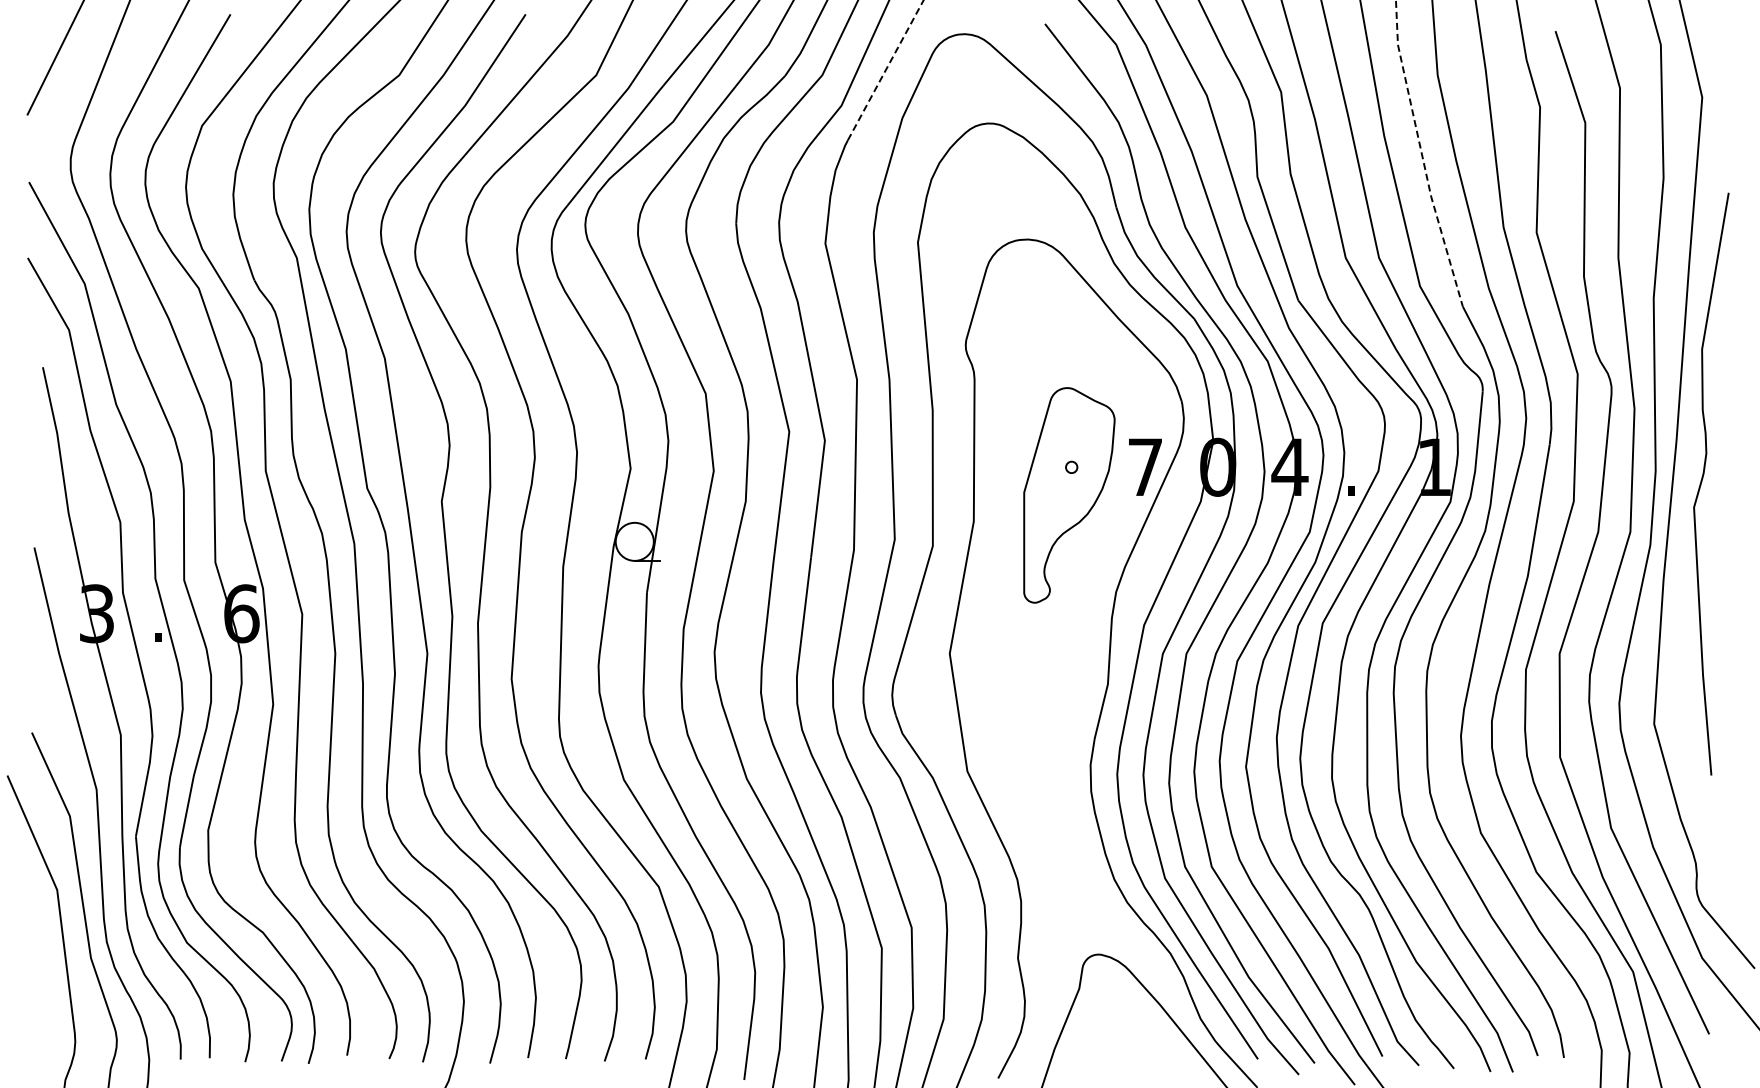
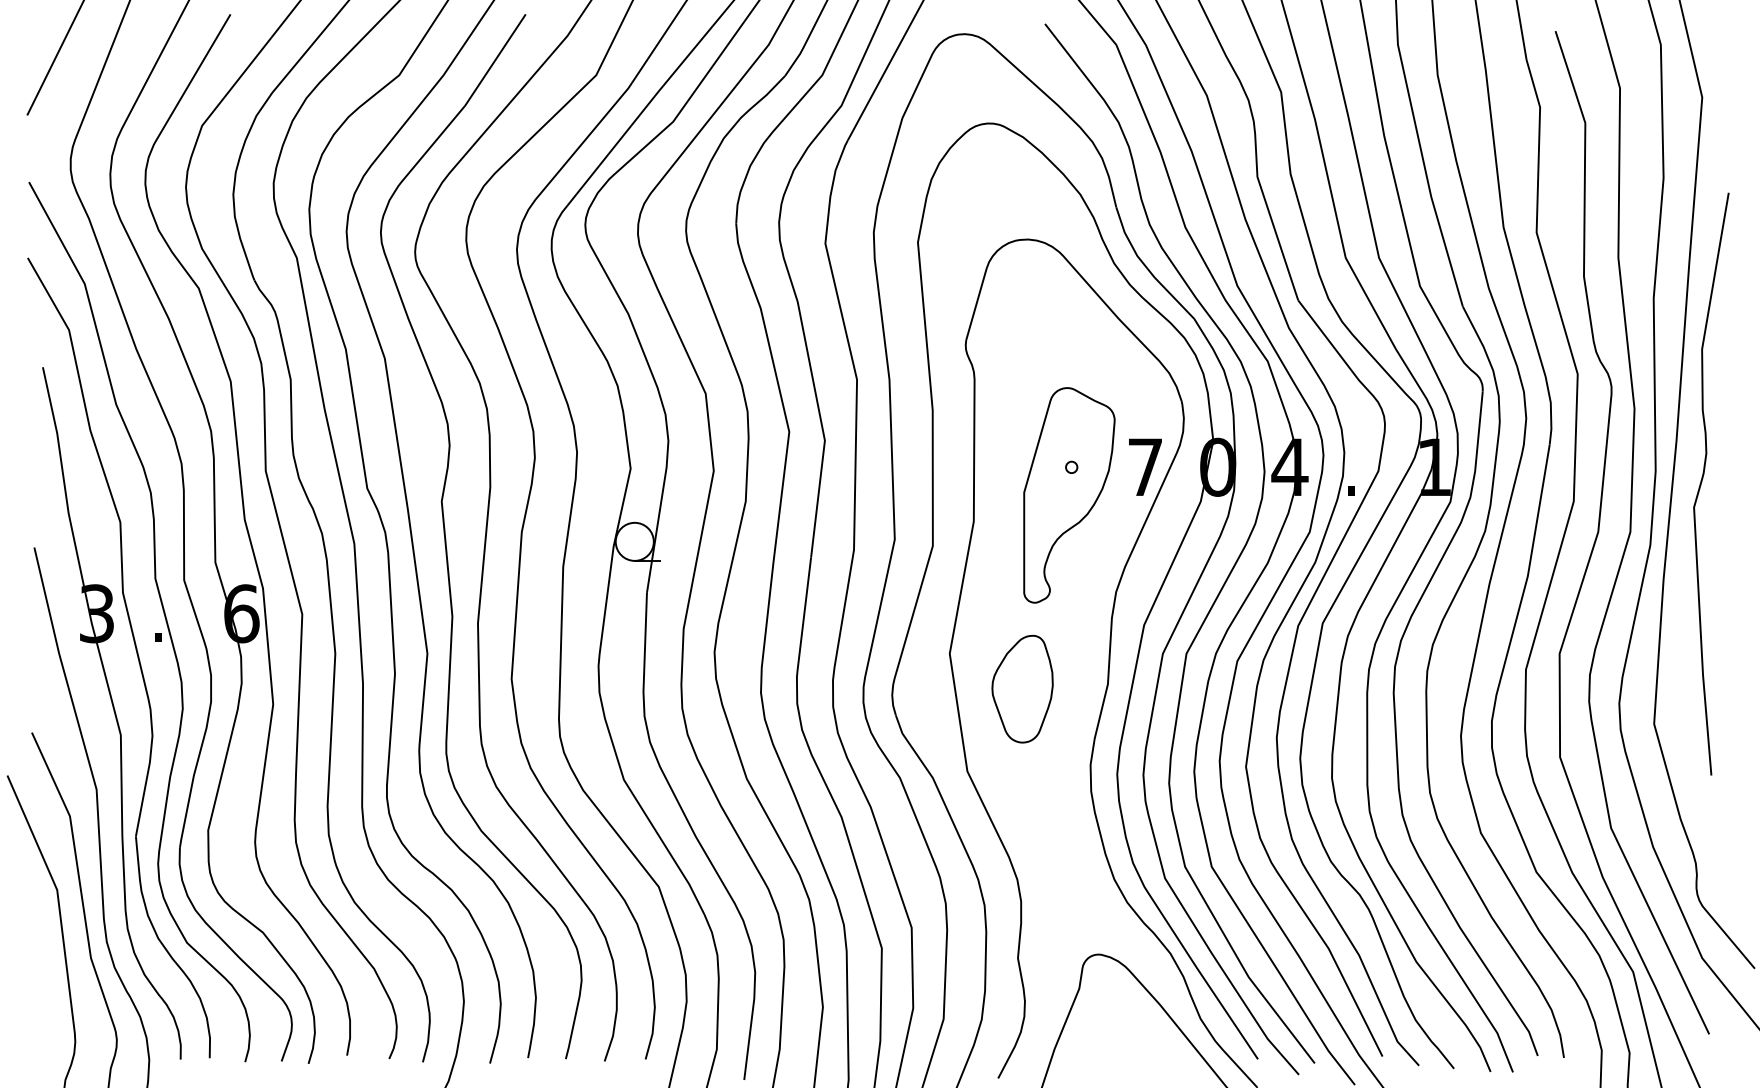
line: dashed -> solid (885, 69)
line: dashed -> solid (1422, 155)
part: none -> present (1022, 688)
